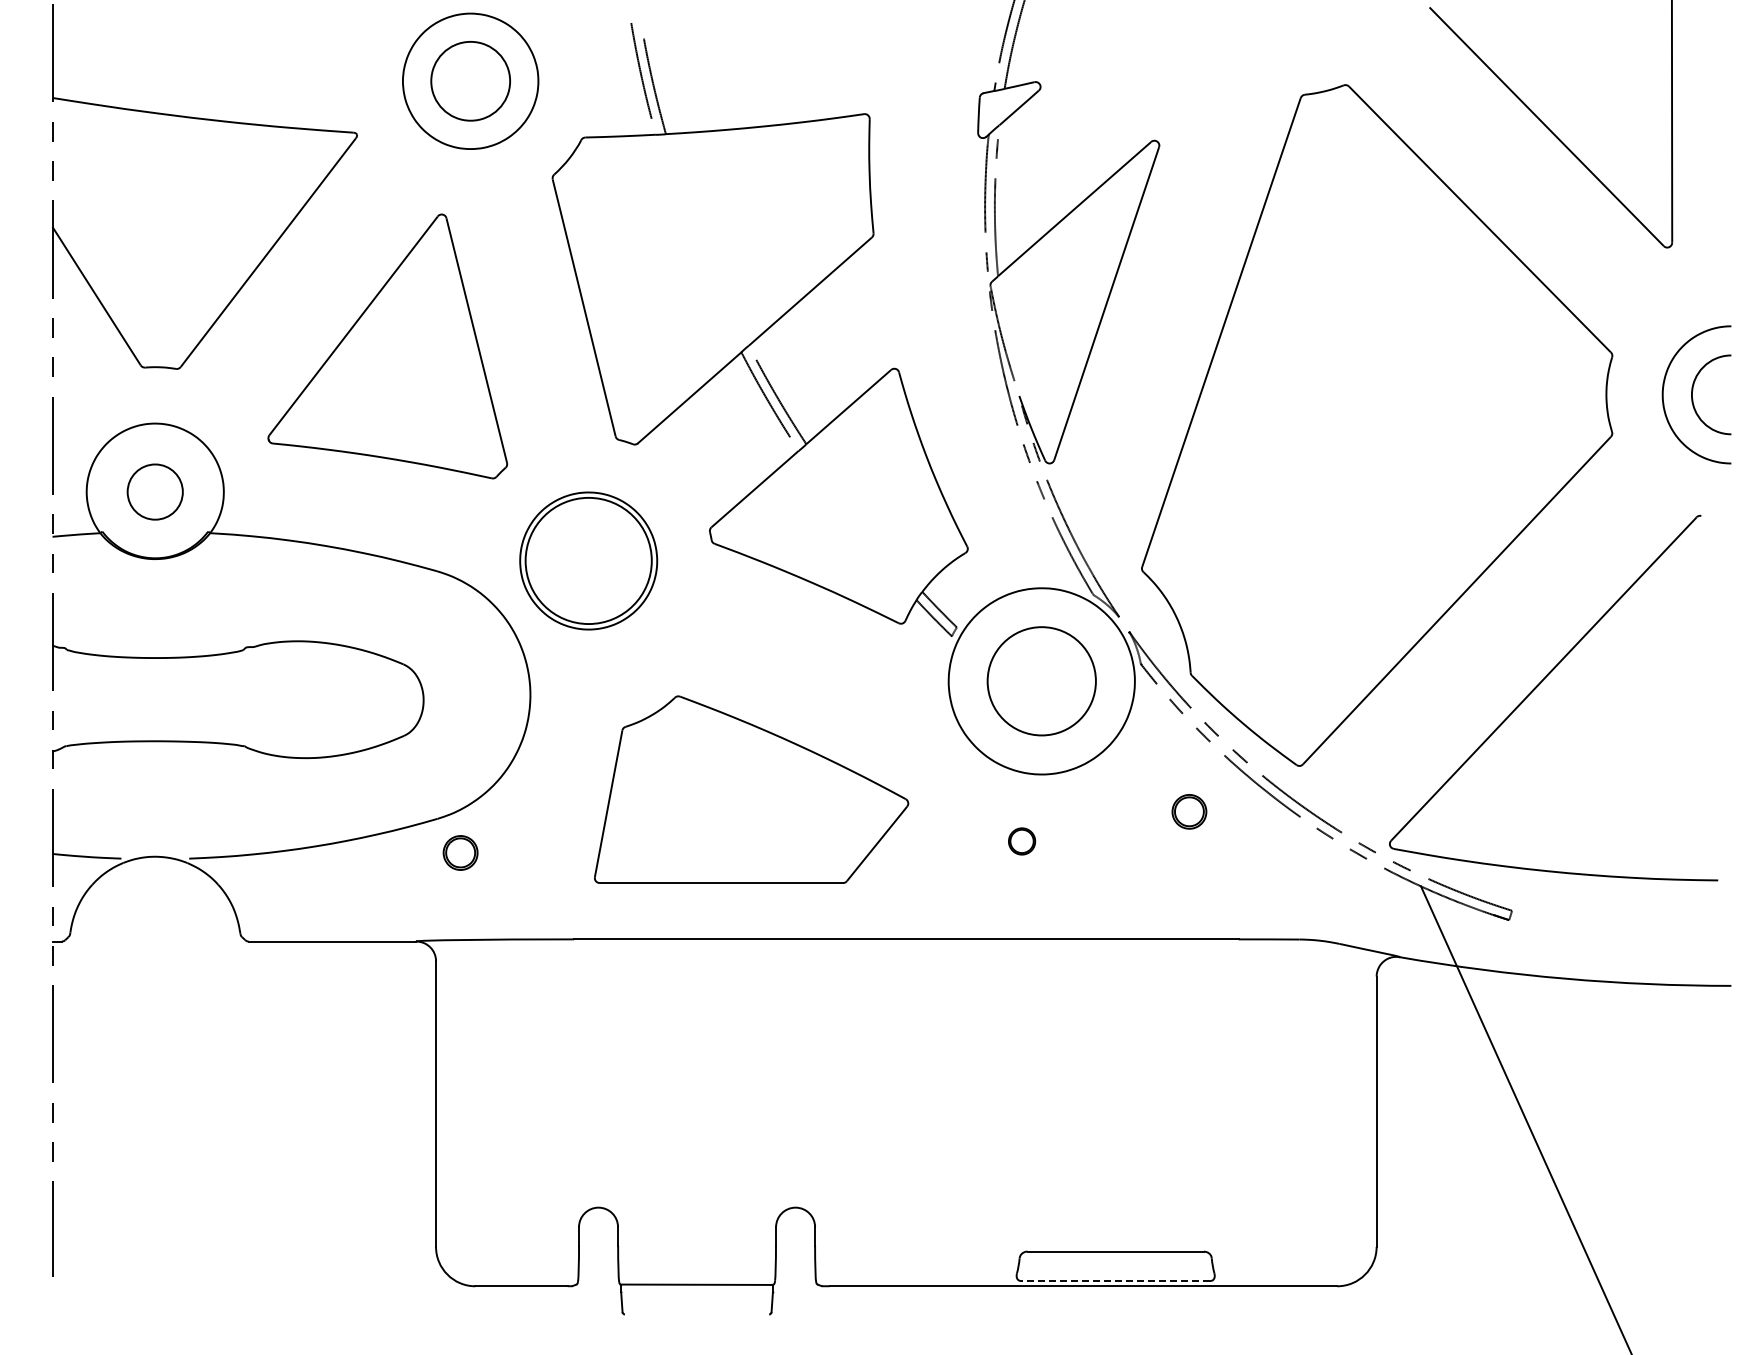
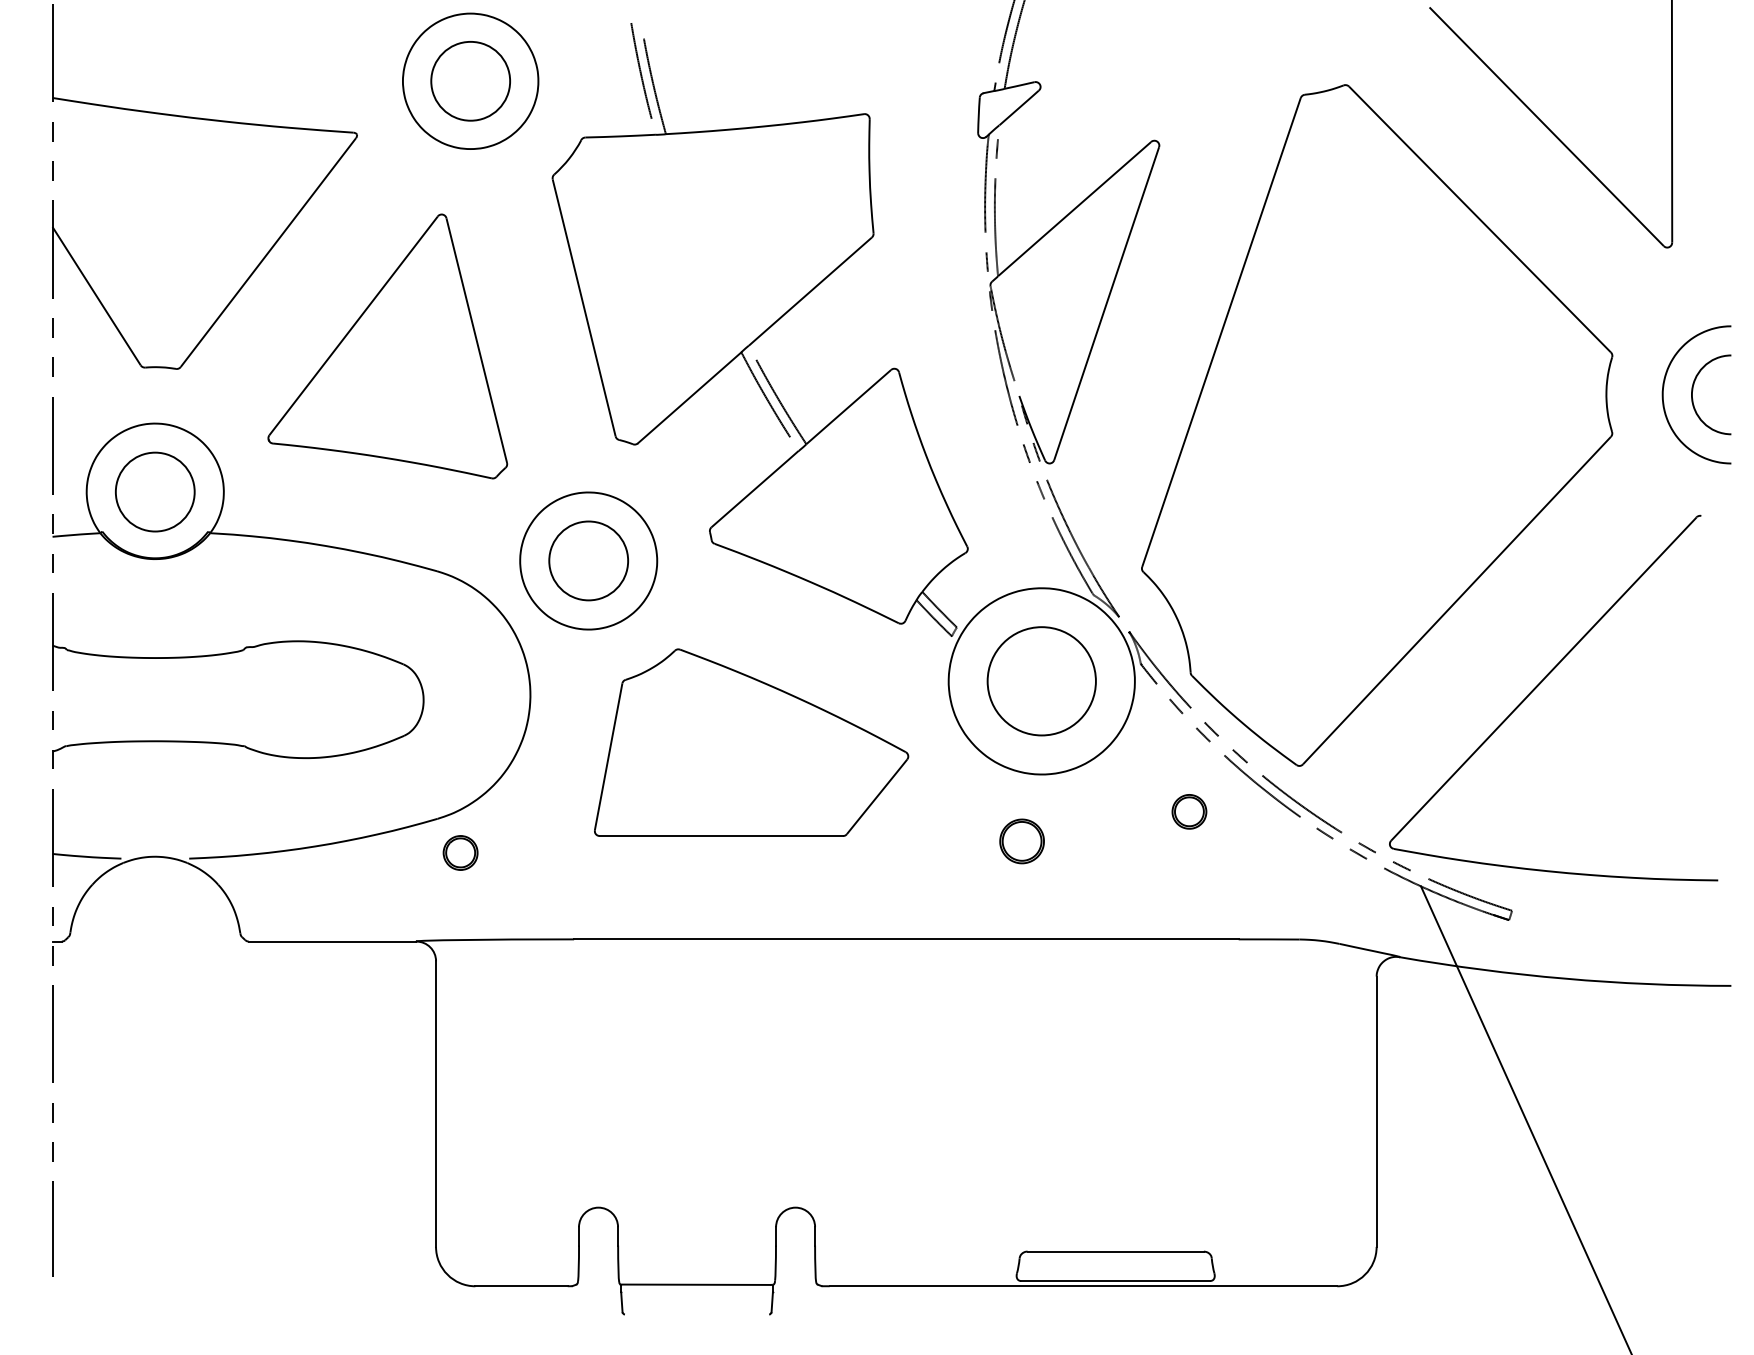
circle diameter: 55 px -> 79 px (154, 491)
circle diameter: 126 px -> 79 px (588, 560)
part position: (751, 789) -> (751, 742) (751, 742)
part size: 29x29 px -> 46x47 px (1021, 841)
line: dashed -> solid (1115, 1281)
